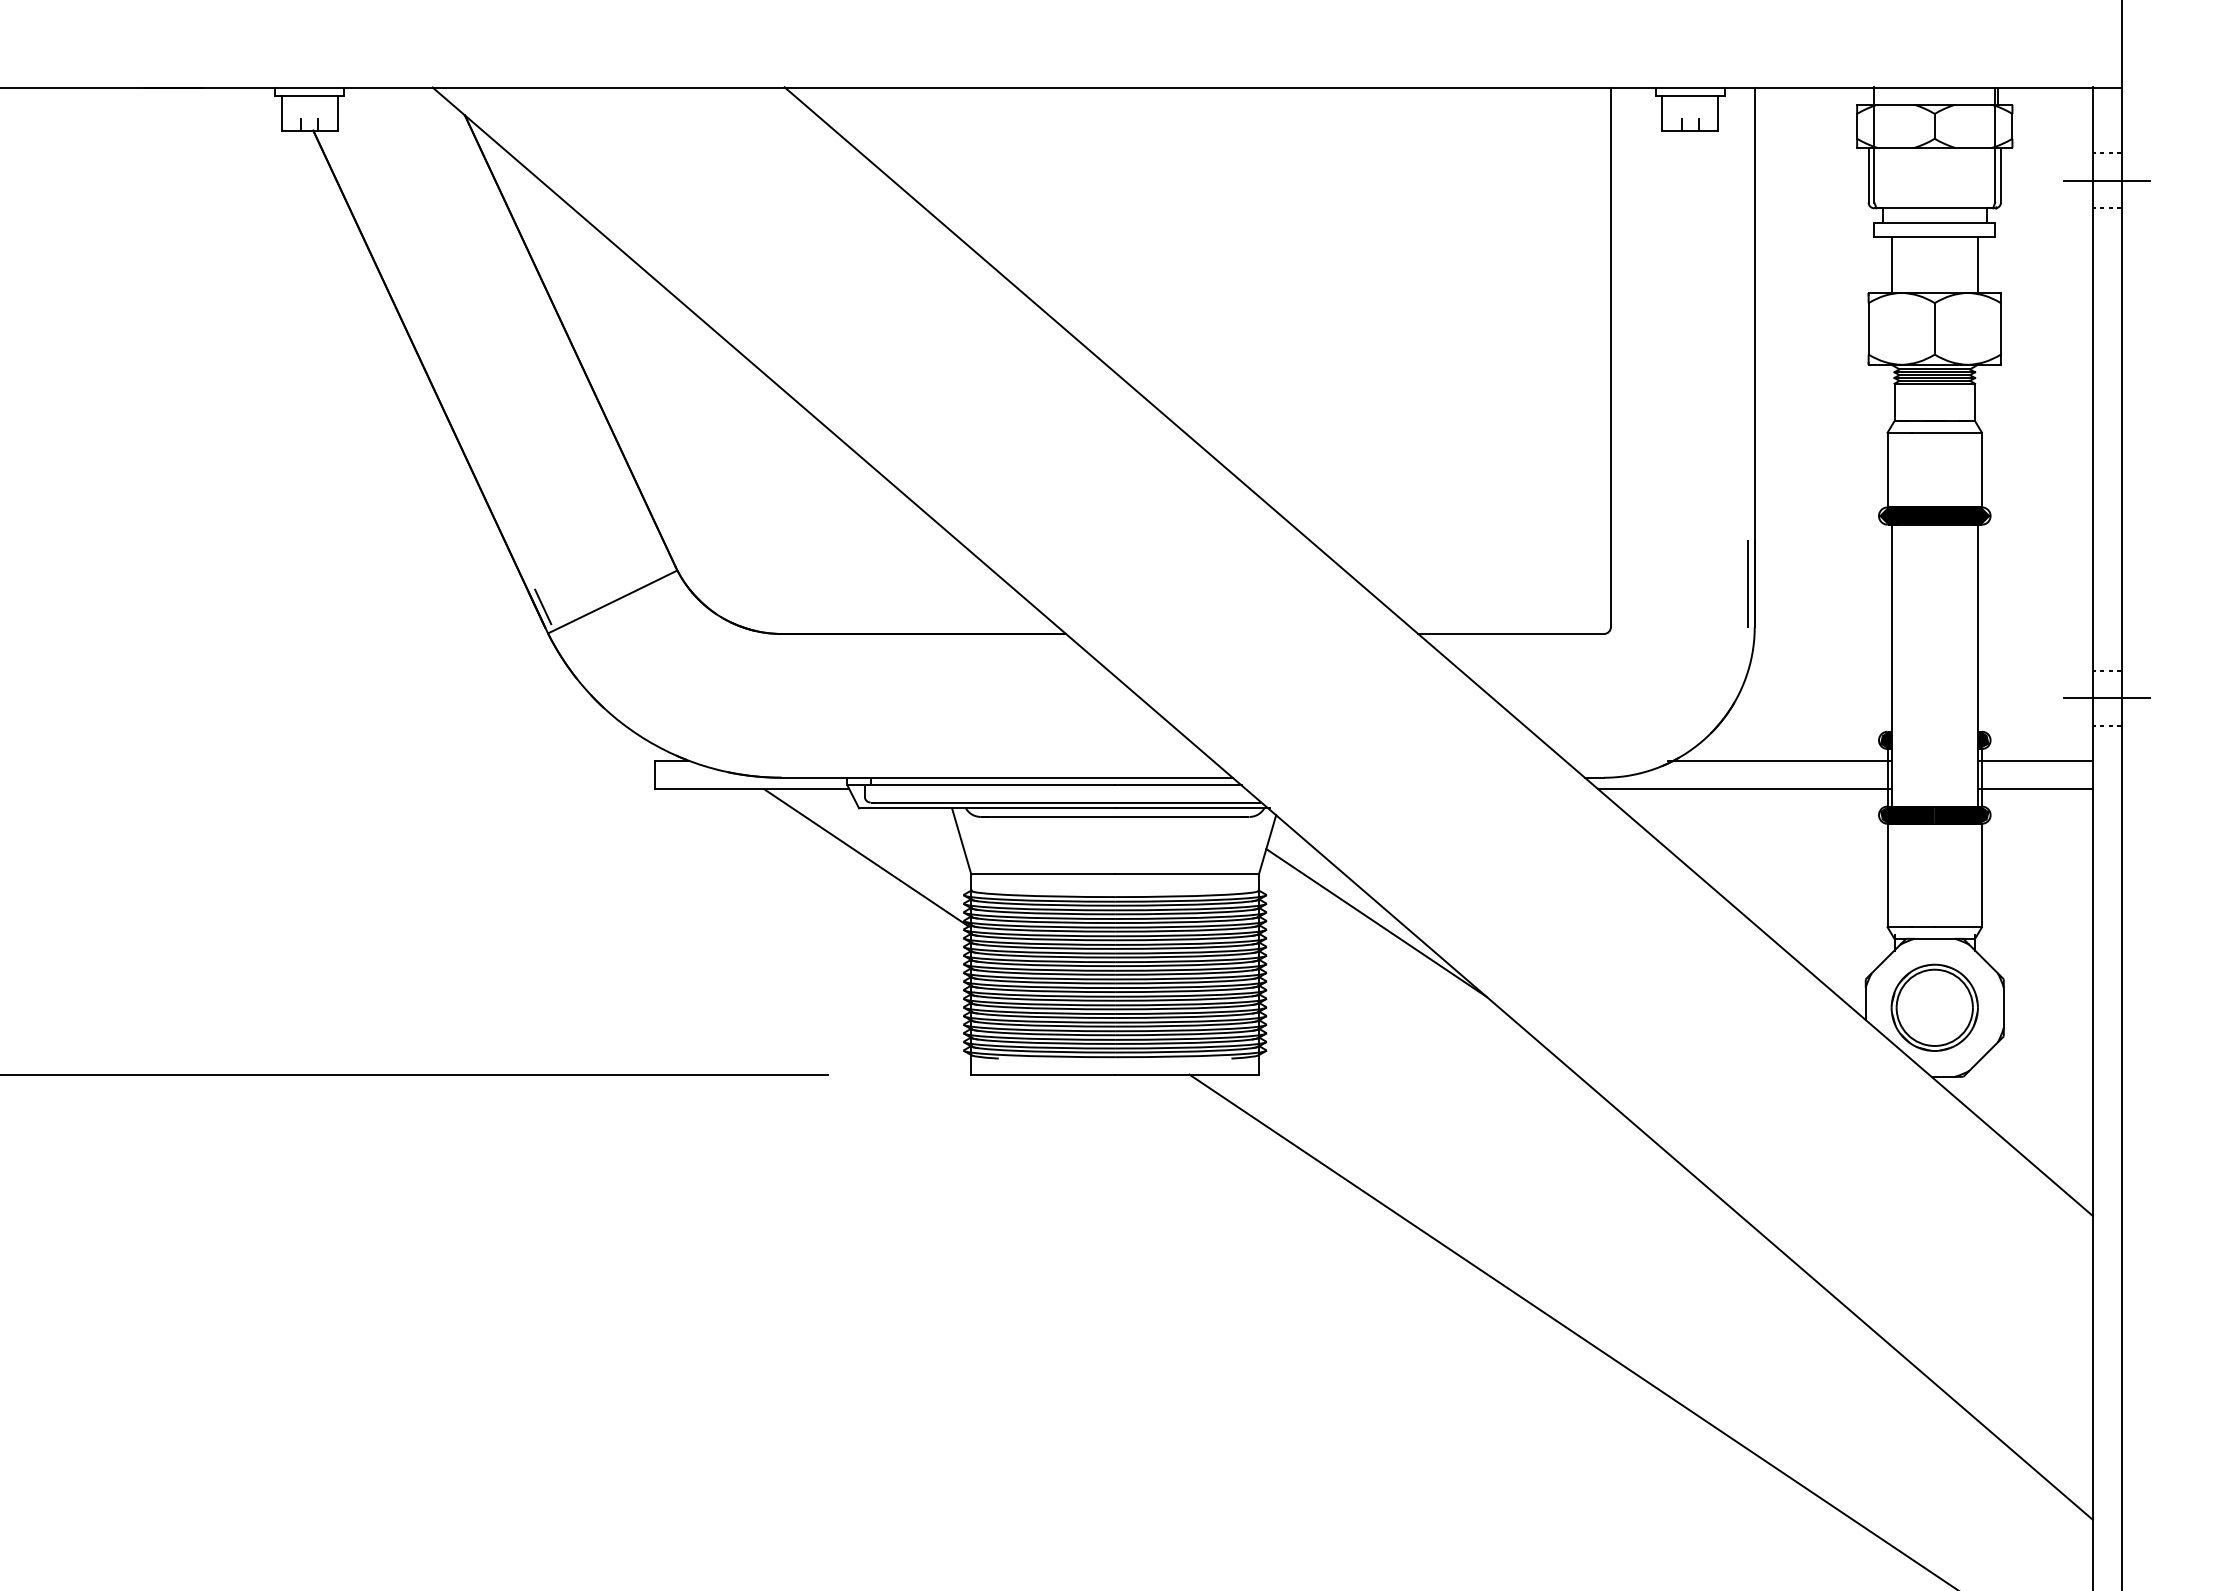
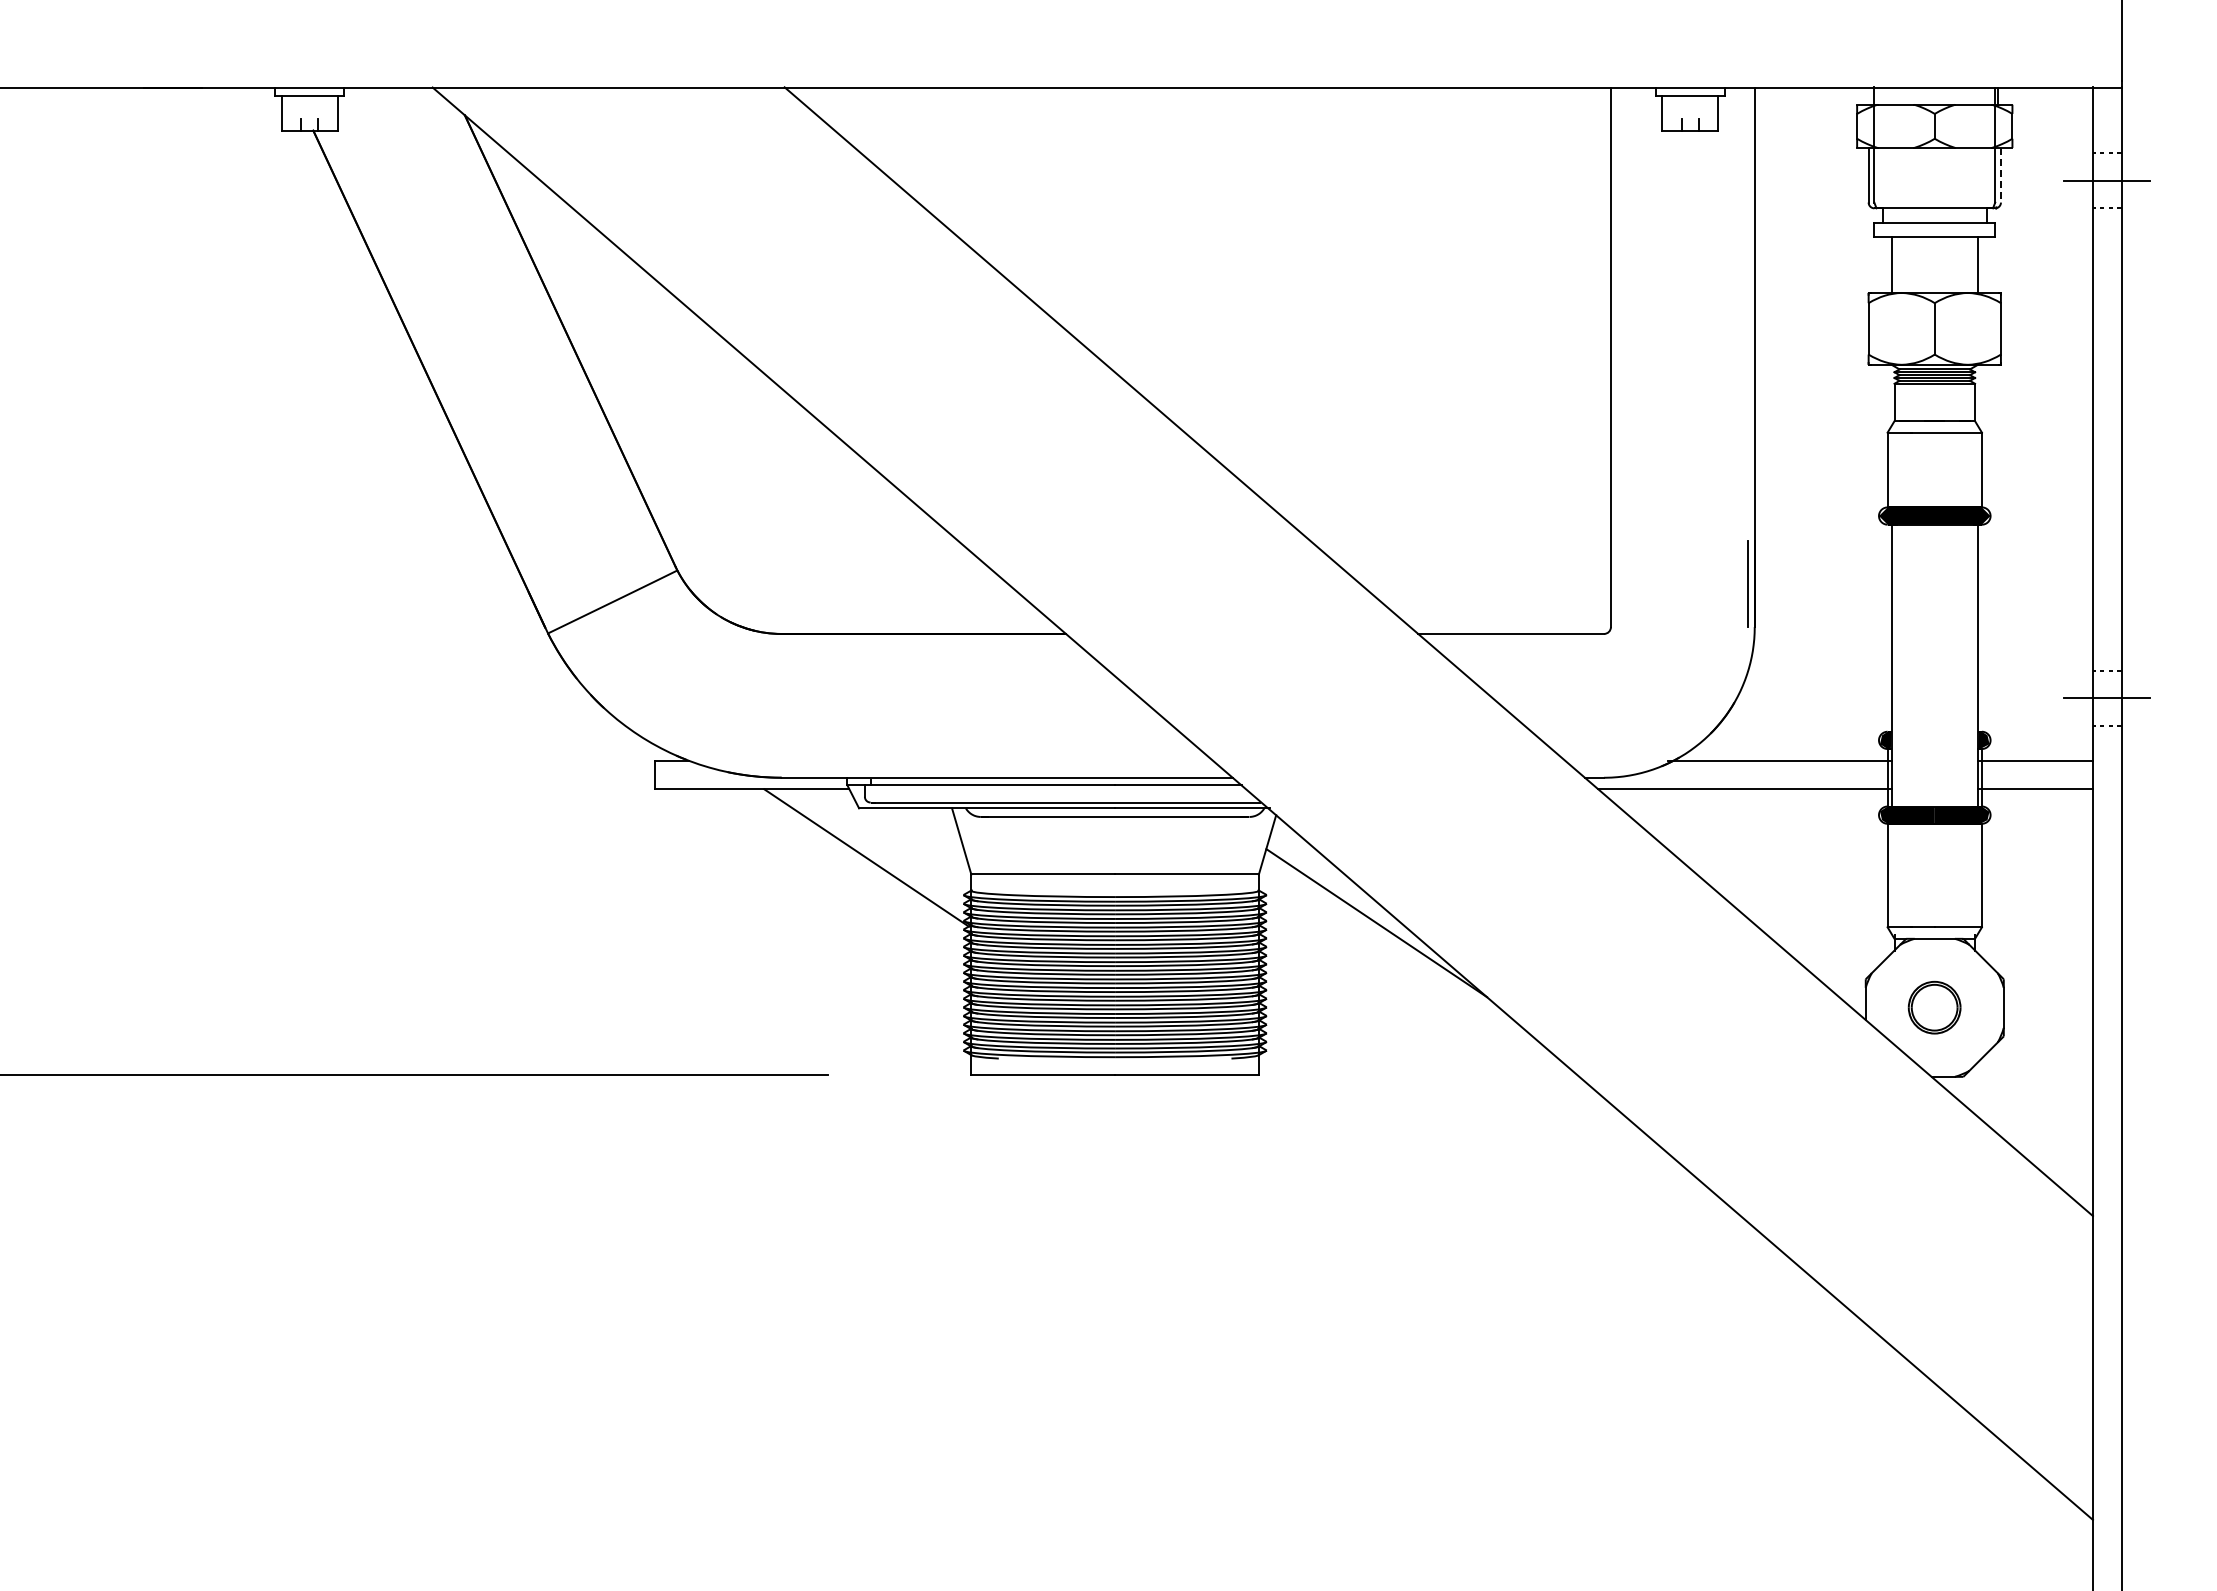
line: solid -> dashed (2000, 175)
line: present -> none (543, 606)
part size: 89x89 px -> 55x55 px (1934, 1007)
line: present -> none (1571, 1330)
